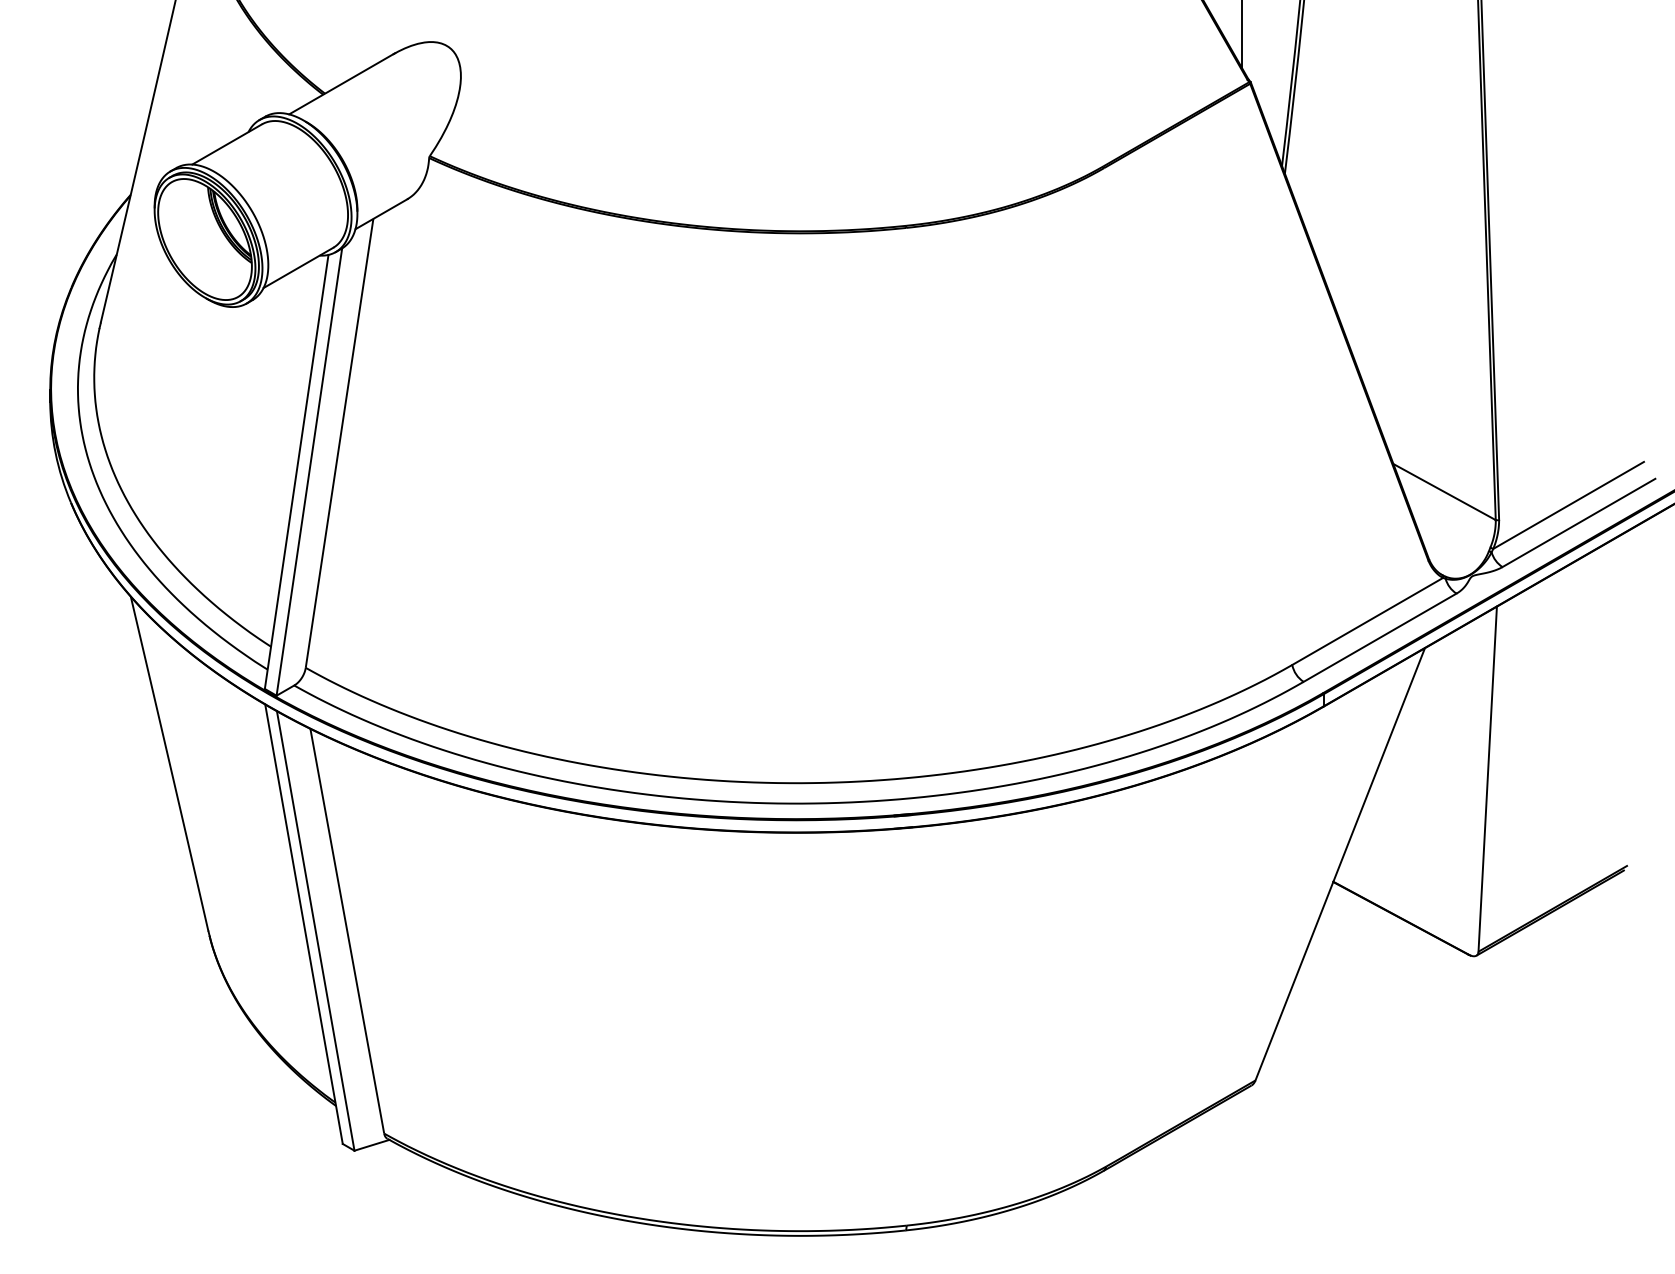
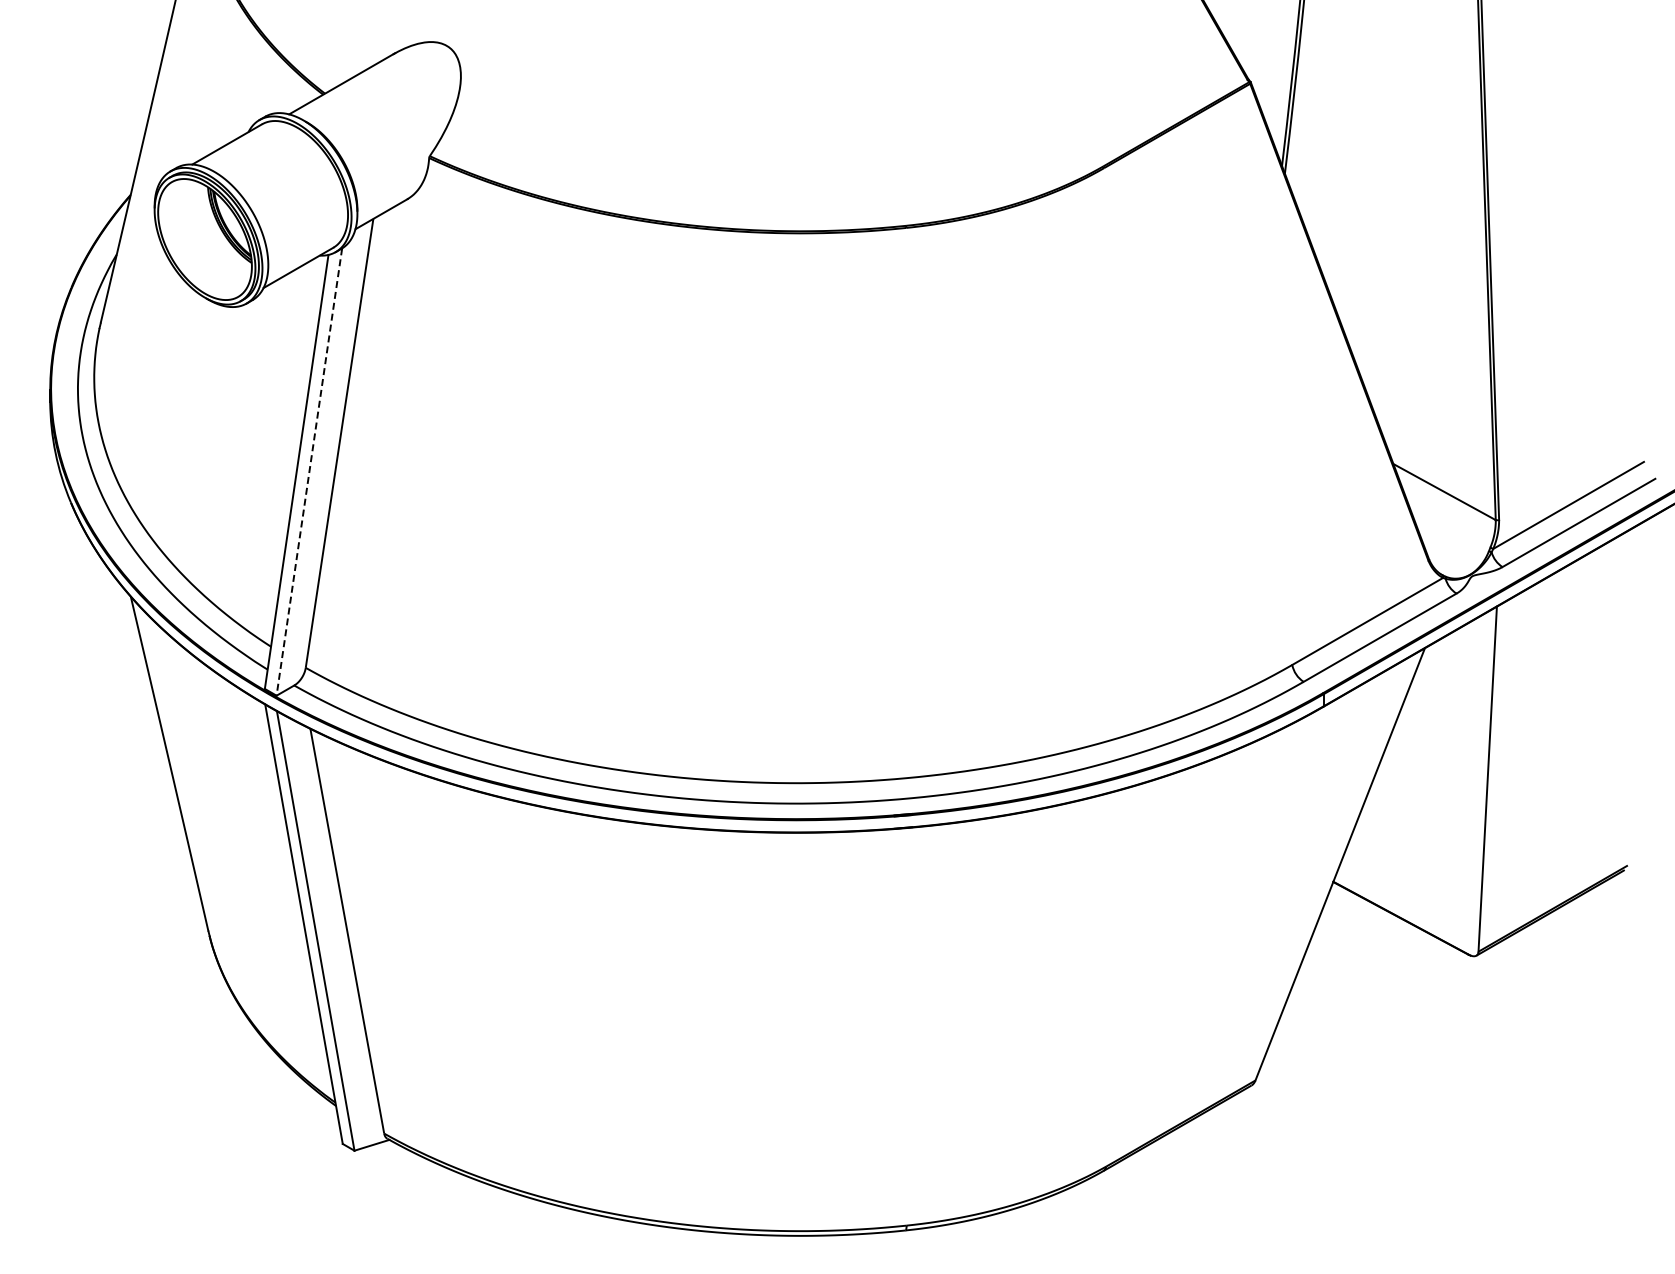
line: present -> none (1242, 35)
line: solid -> dashed (309, 472)
